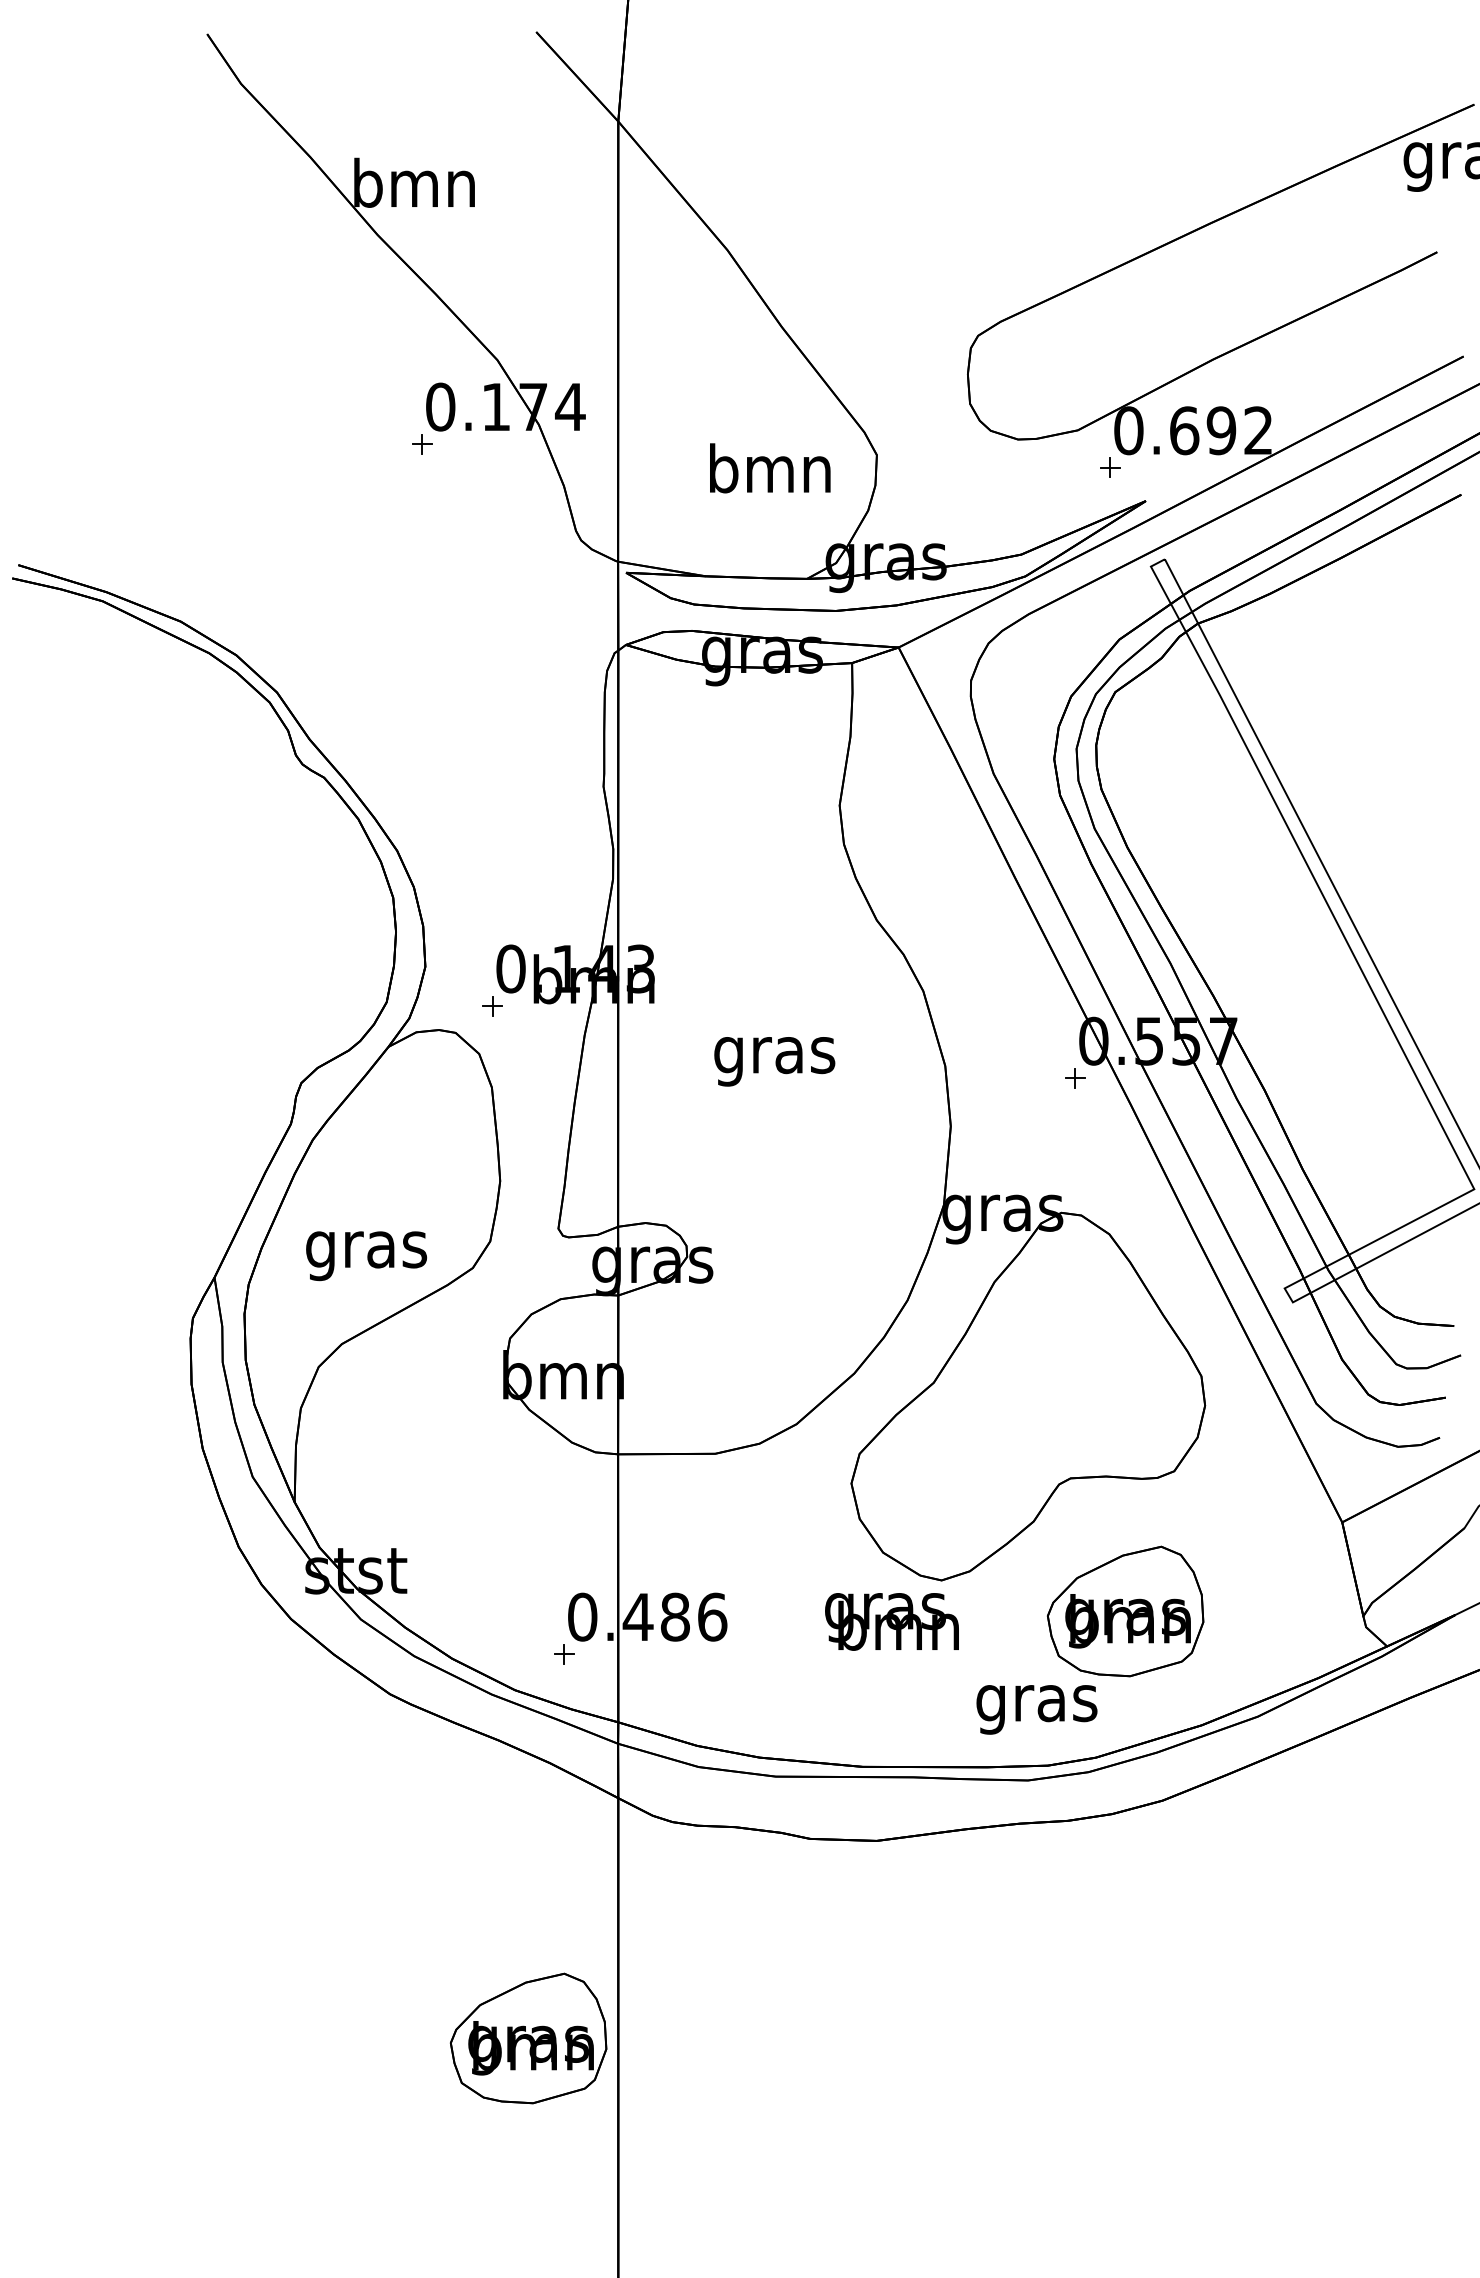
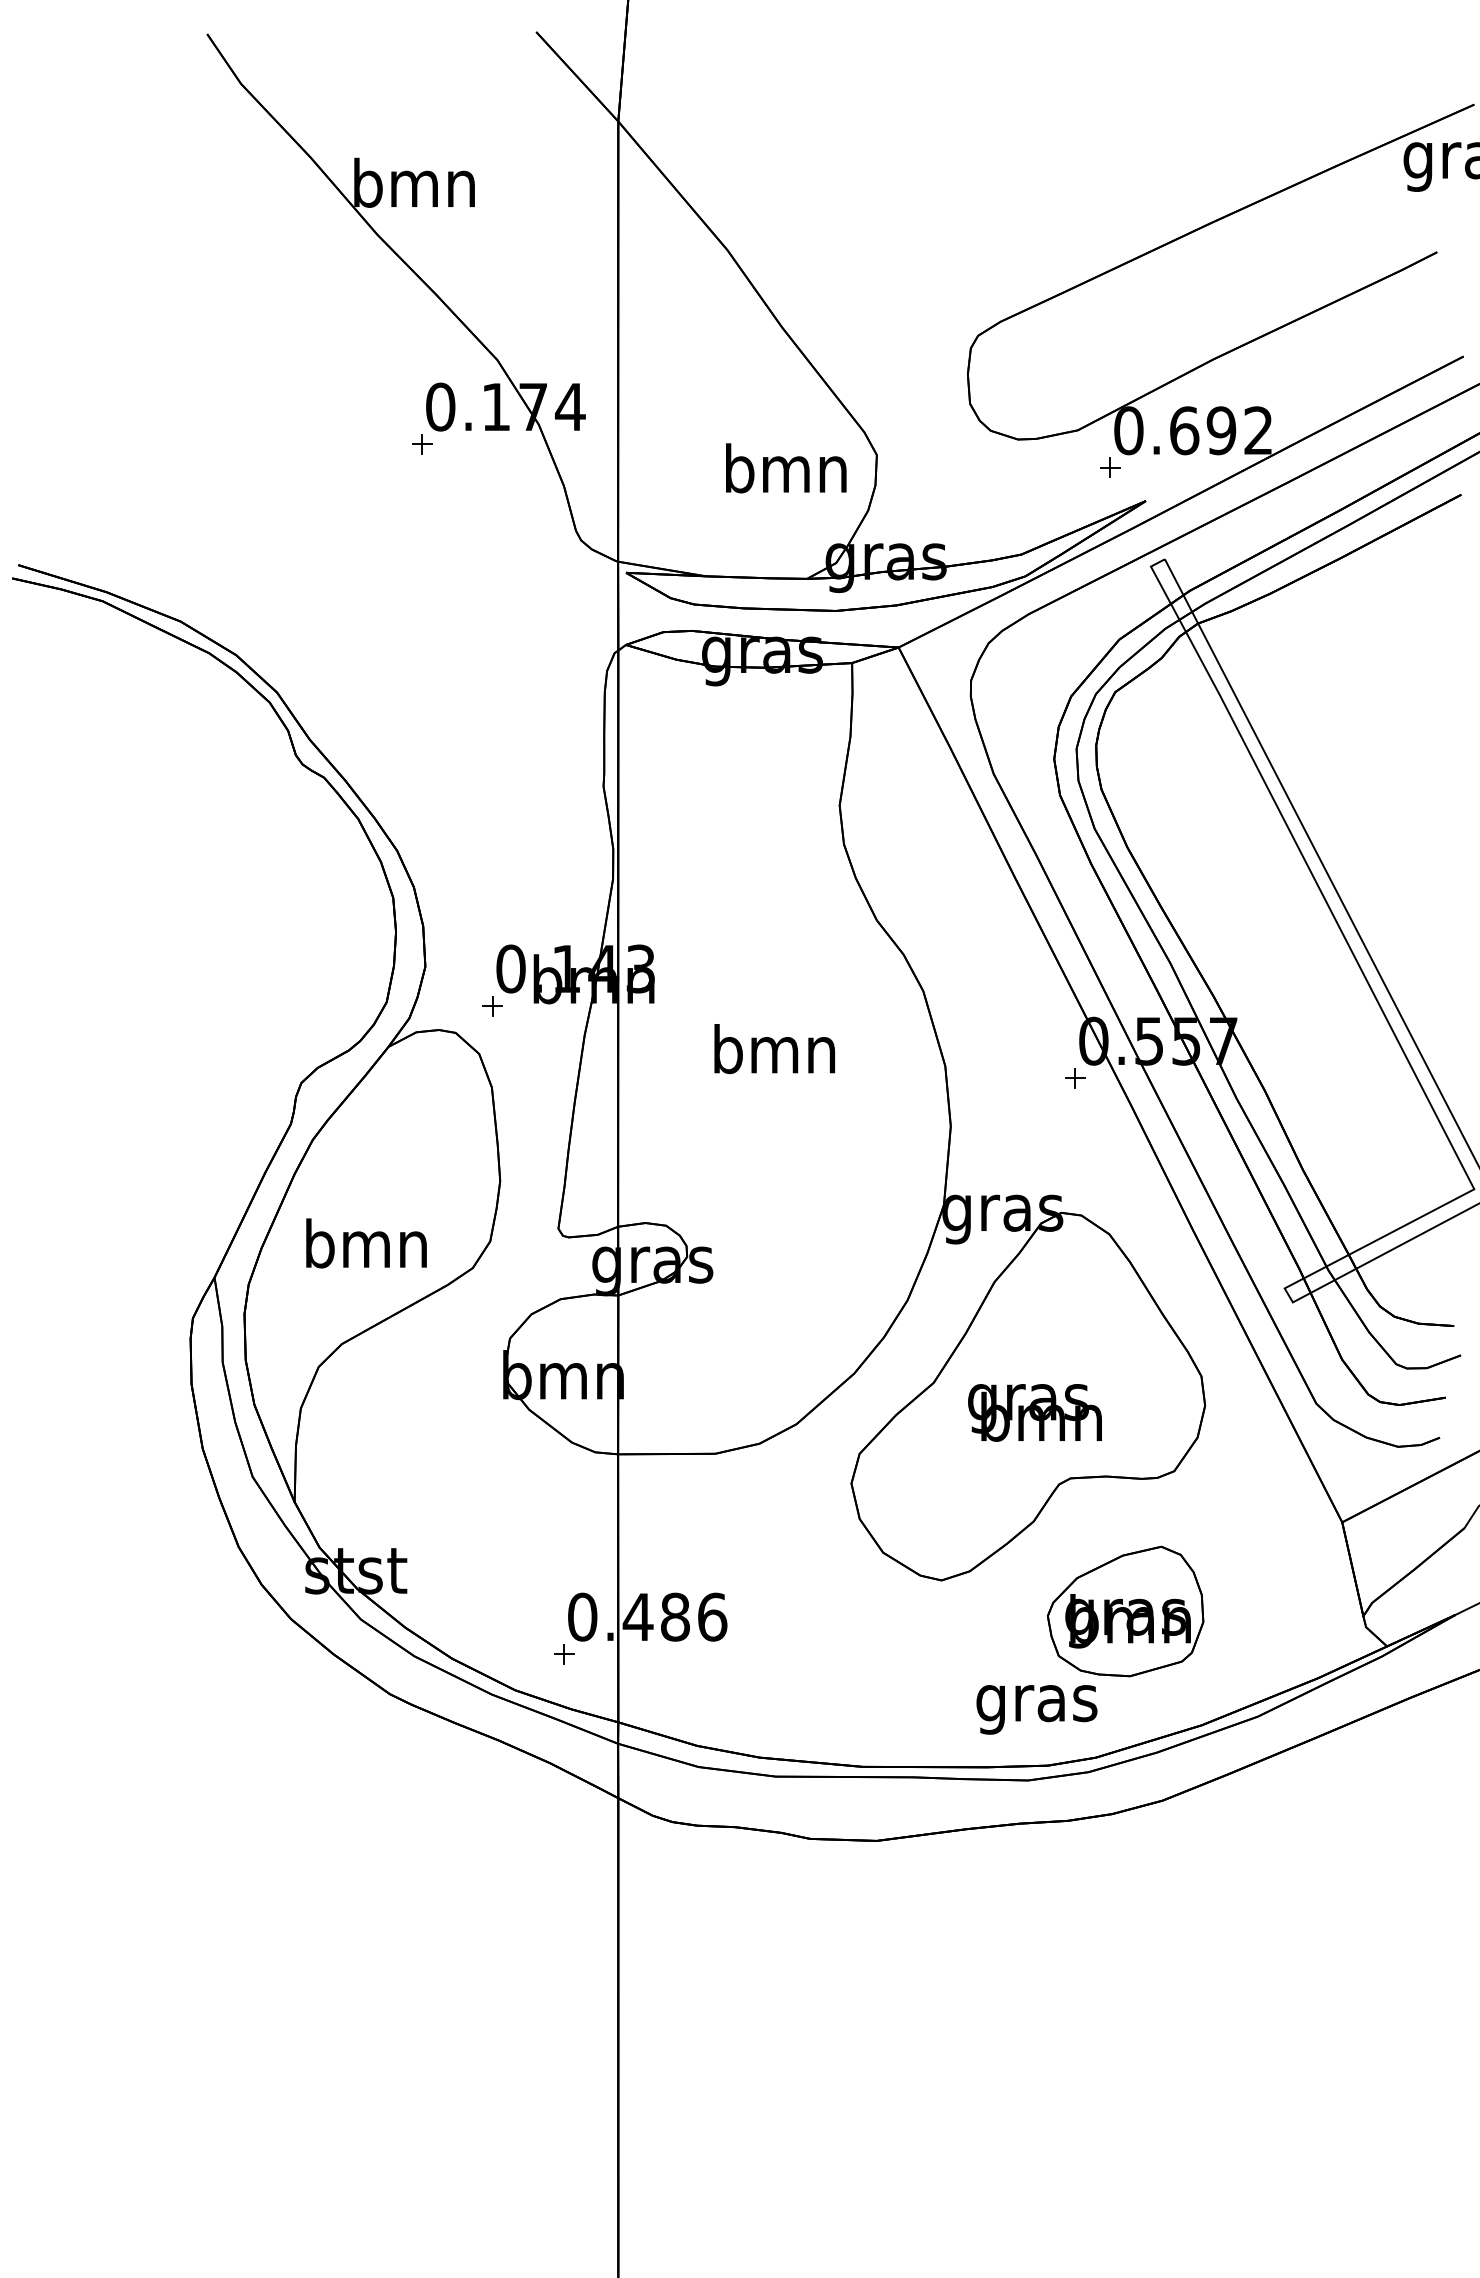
text position: (770, 468) -> (786, 468) (786, 468)
text: gras -> bmn (774, 1055)
text: gras -> bmn (366, 1249)
text position: (891, 1621) -> (1034, 1412) (1034, 1412)
part: present -> none (528, 2038)
